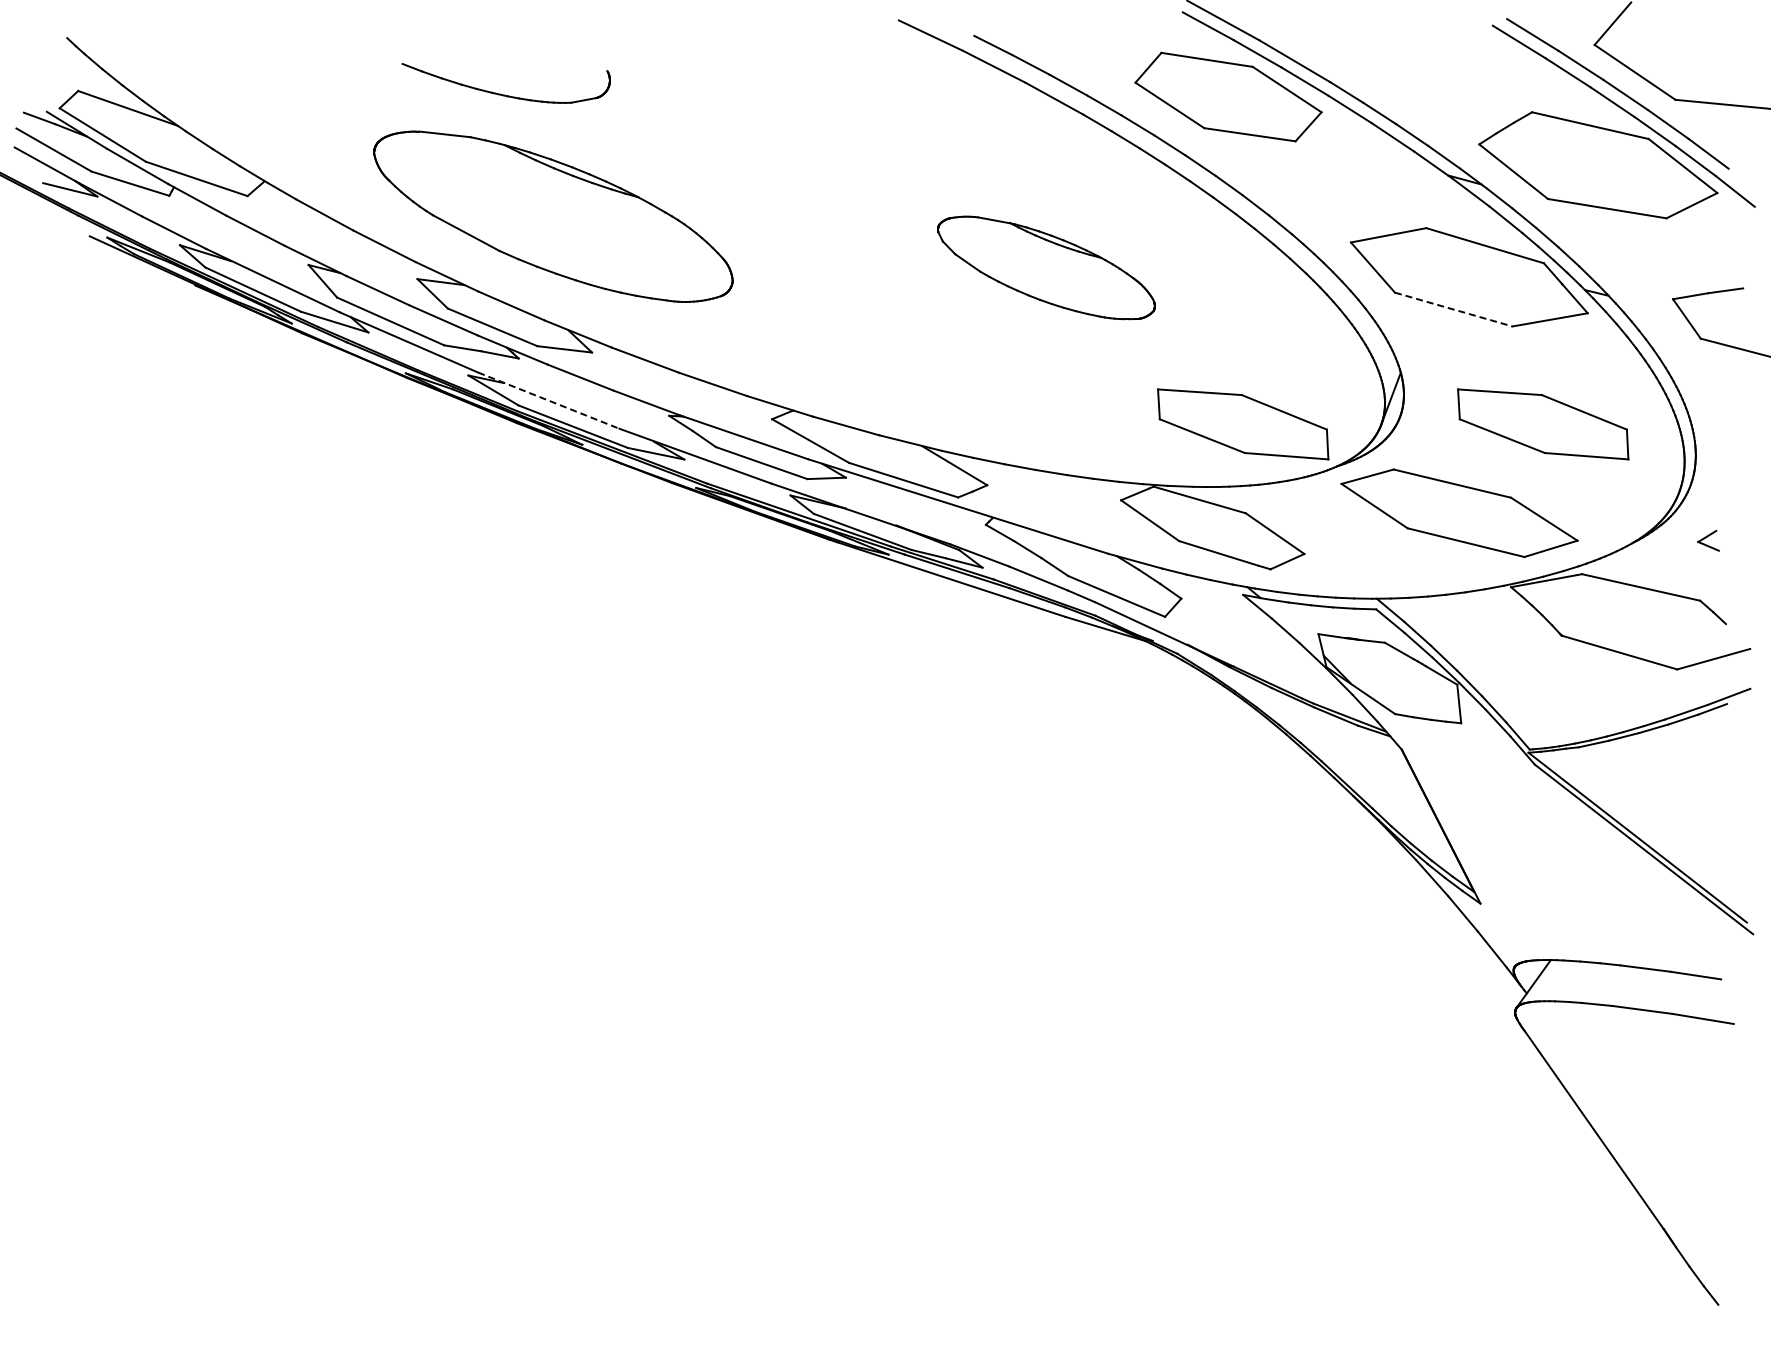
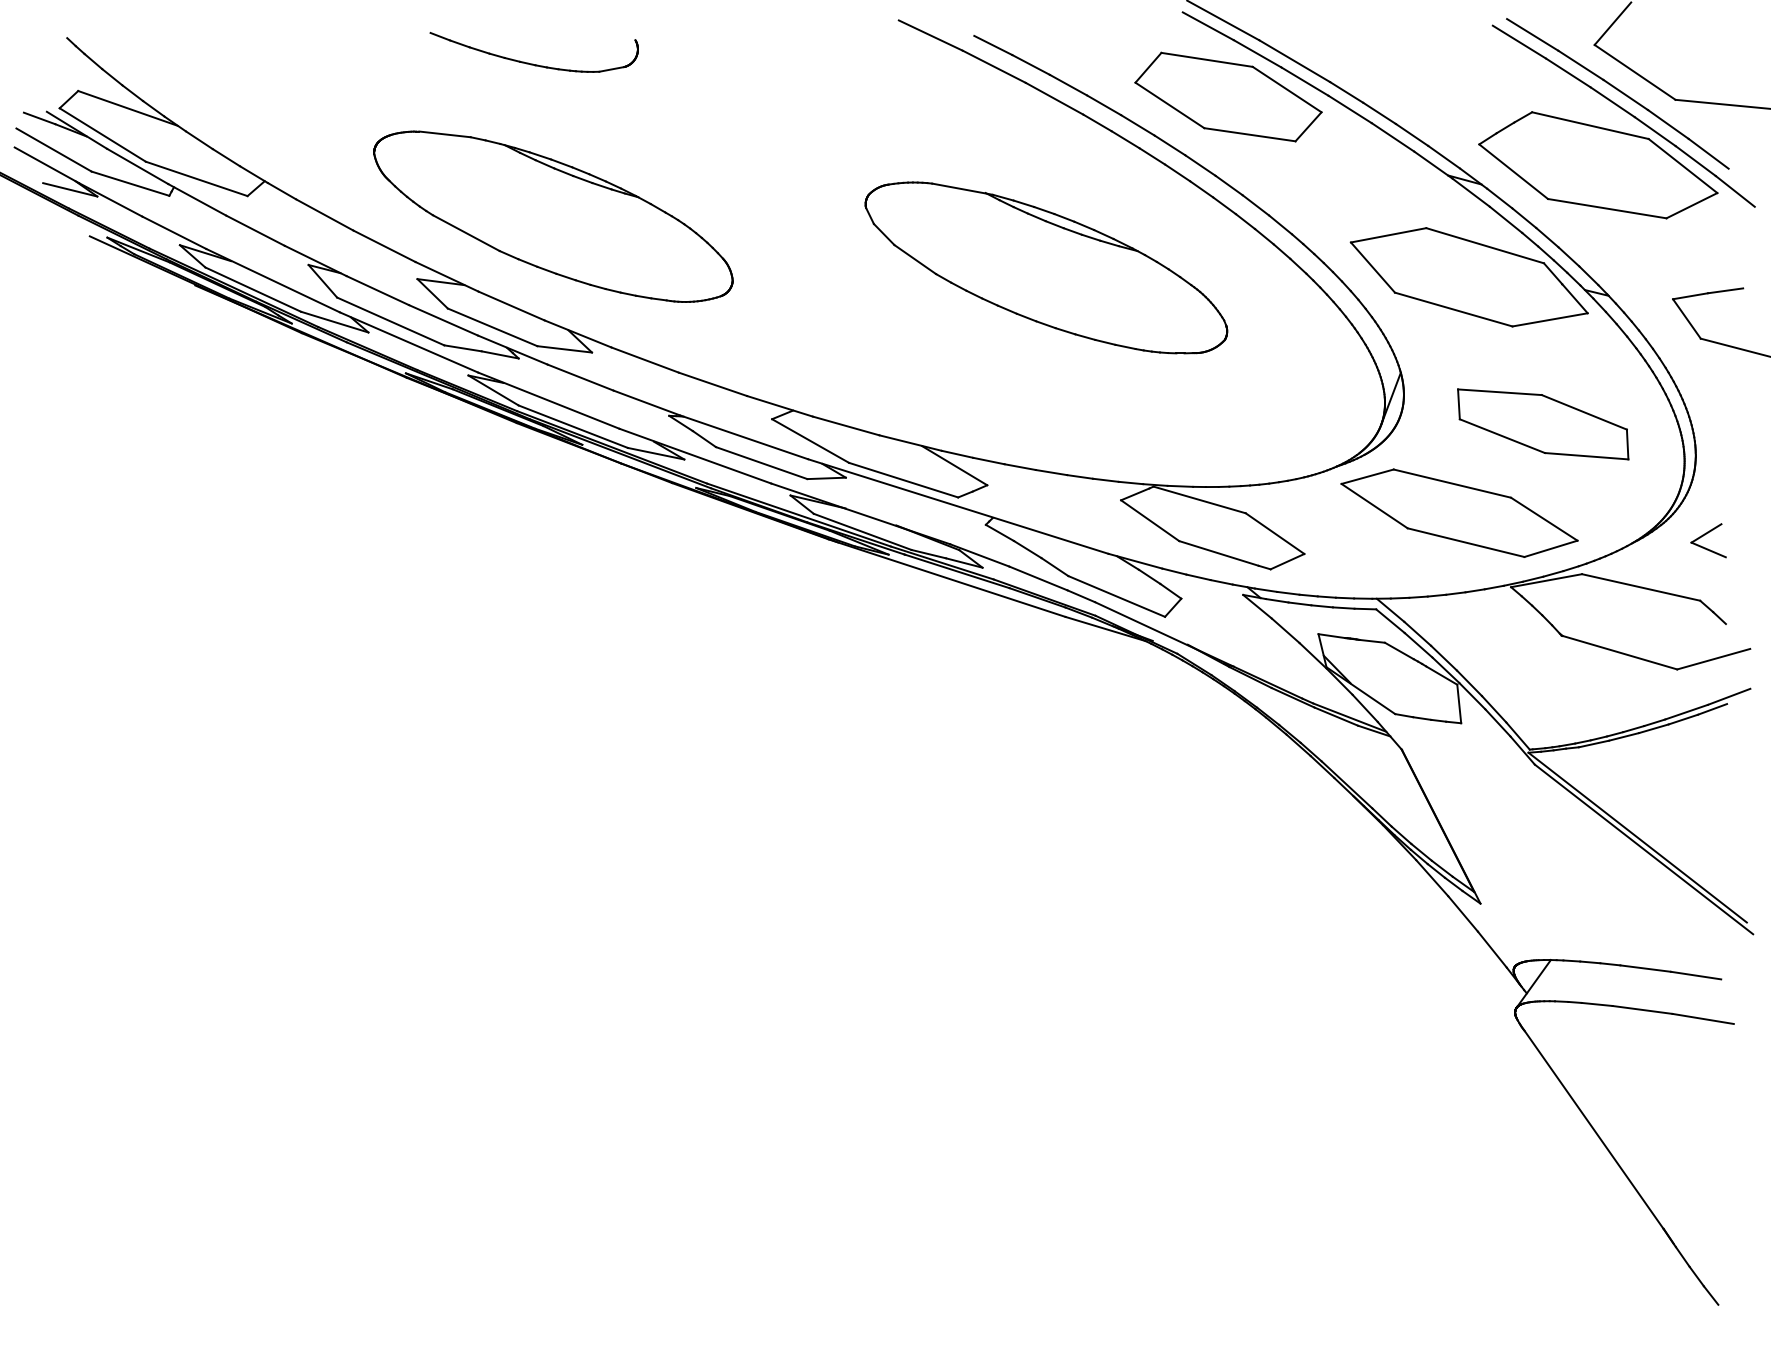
part position: (505, 94) -> (533, 63) (533, 63)
part size: 219x106 px -> 365x174 px (1046, 267)
line: dashed -> solid (1454, 309)
line: dashed -> solid (549, 400)
part: present -> none (1243, 424)
part size: 23x23 px -> 37x36 px (1708, 540)
